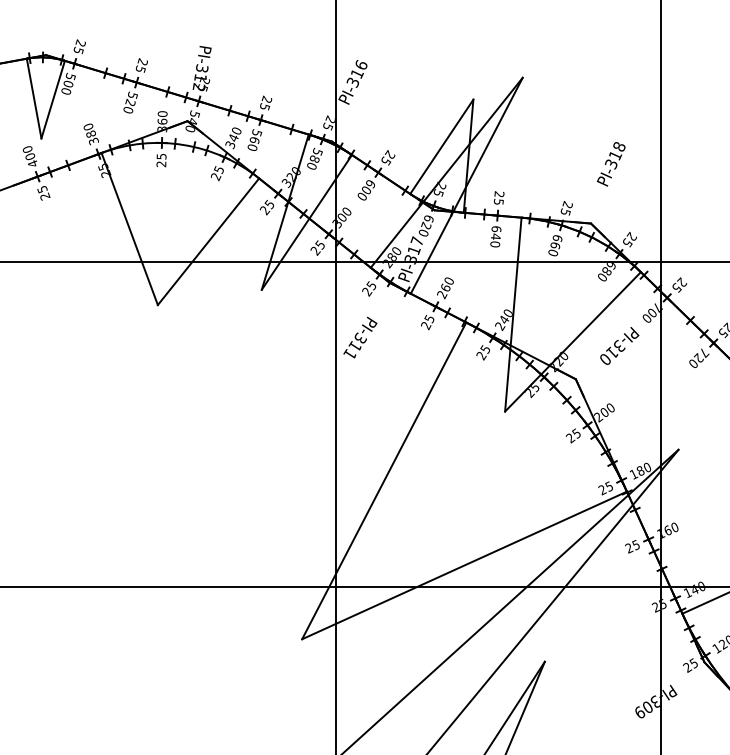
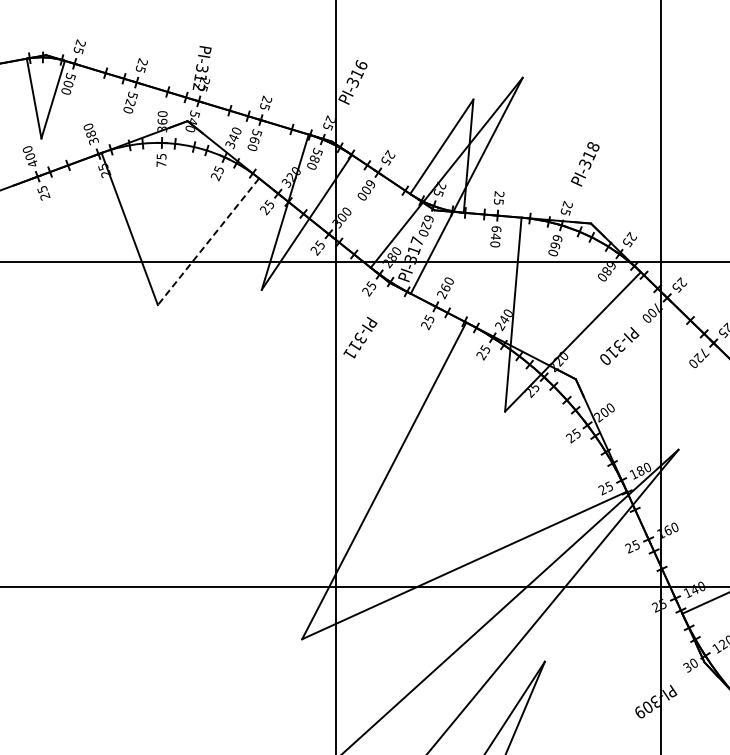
text: 25 -> 75 (161, 164)
text position: (611, 164) -> (585, 164) (585, 164)
line: solid -> dashed (208, 242)
text: 25 -> 30 (689, 665)
